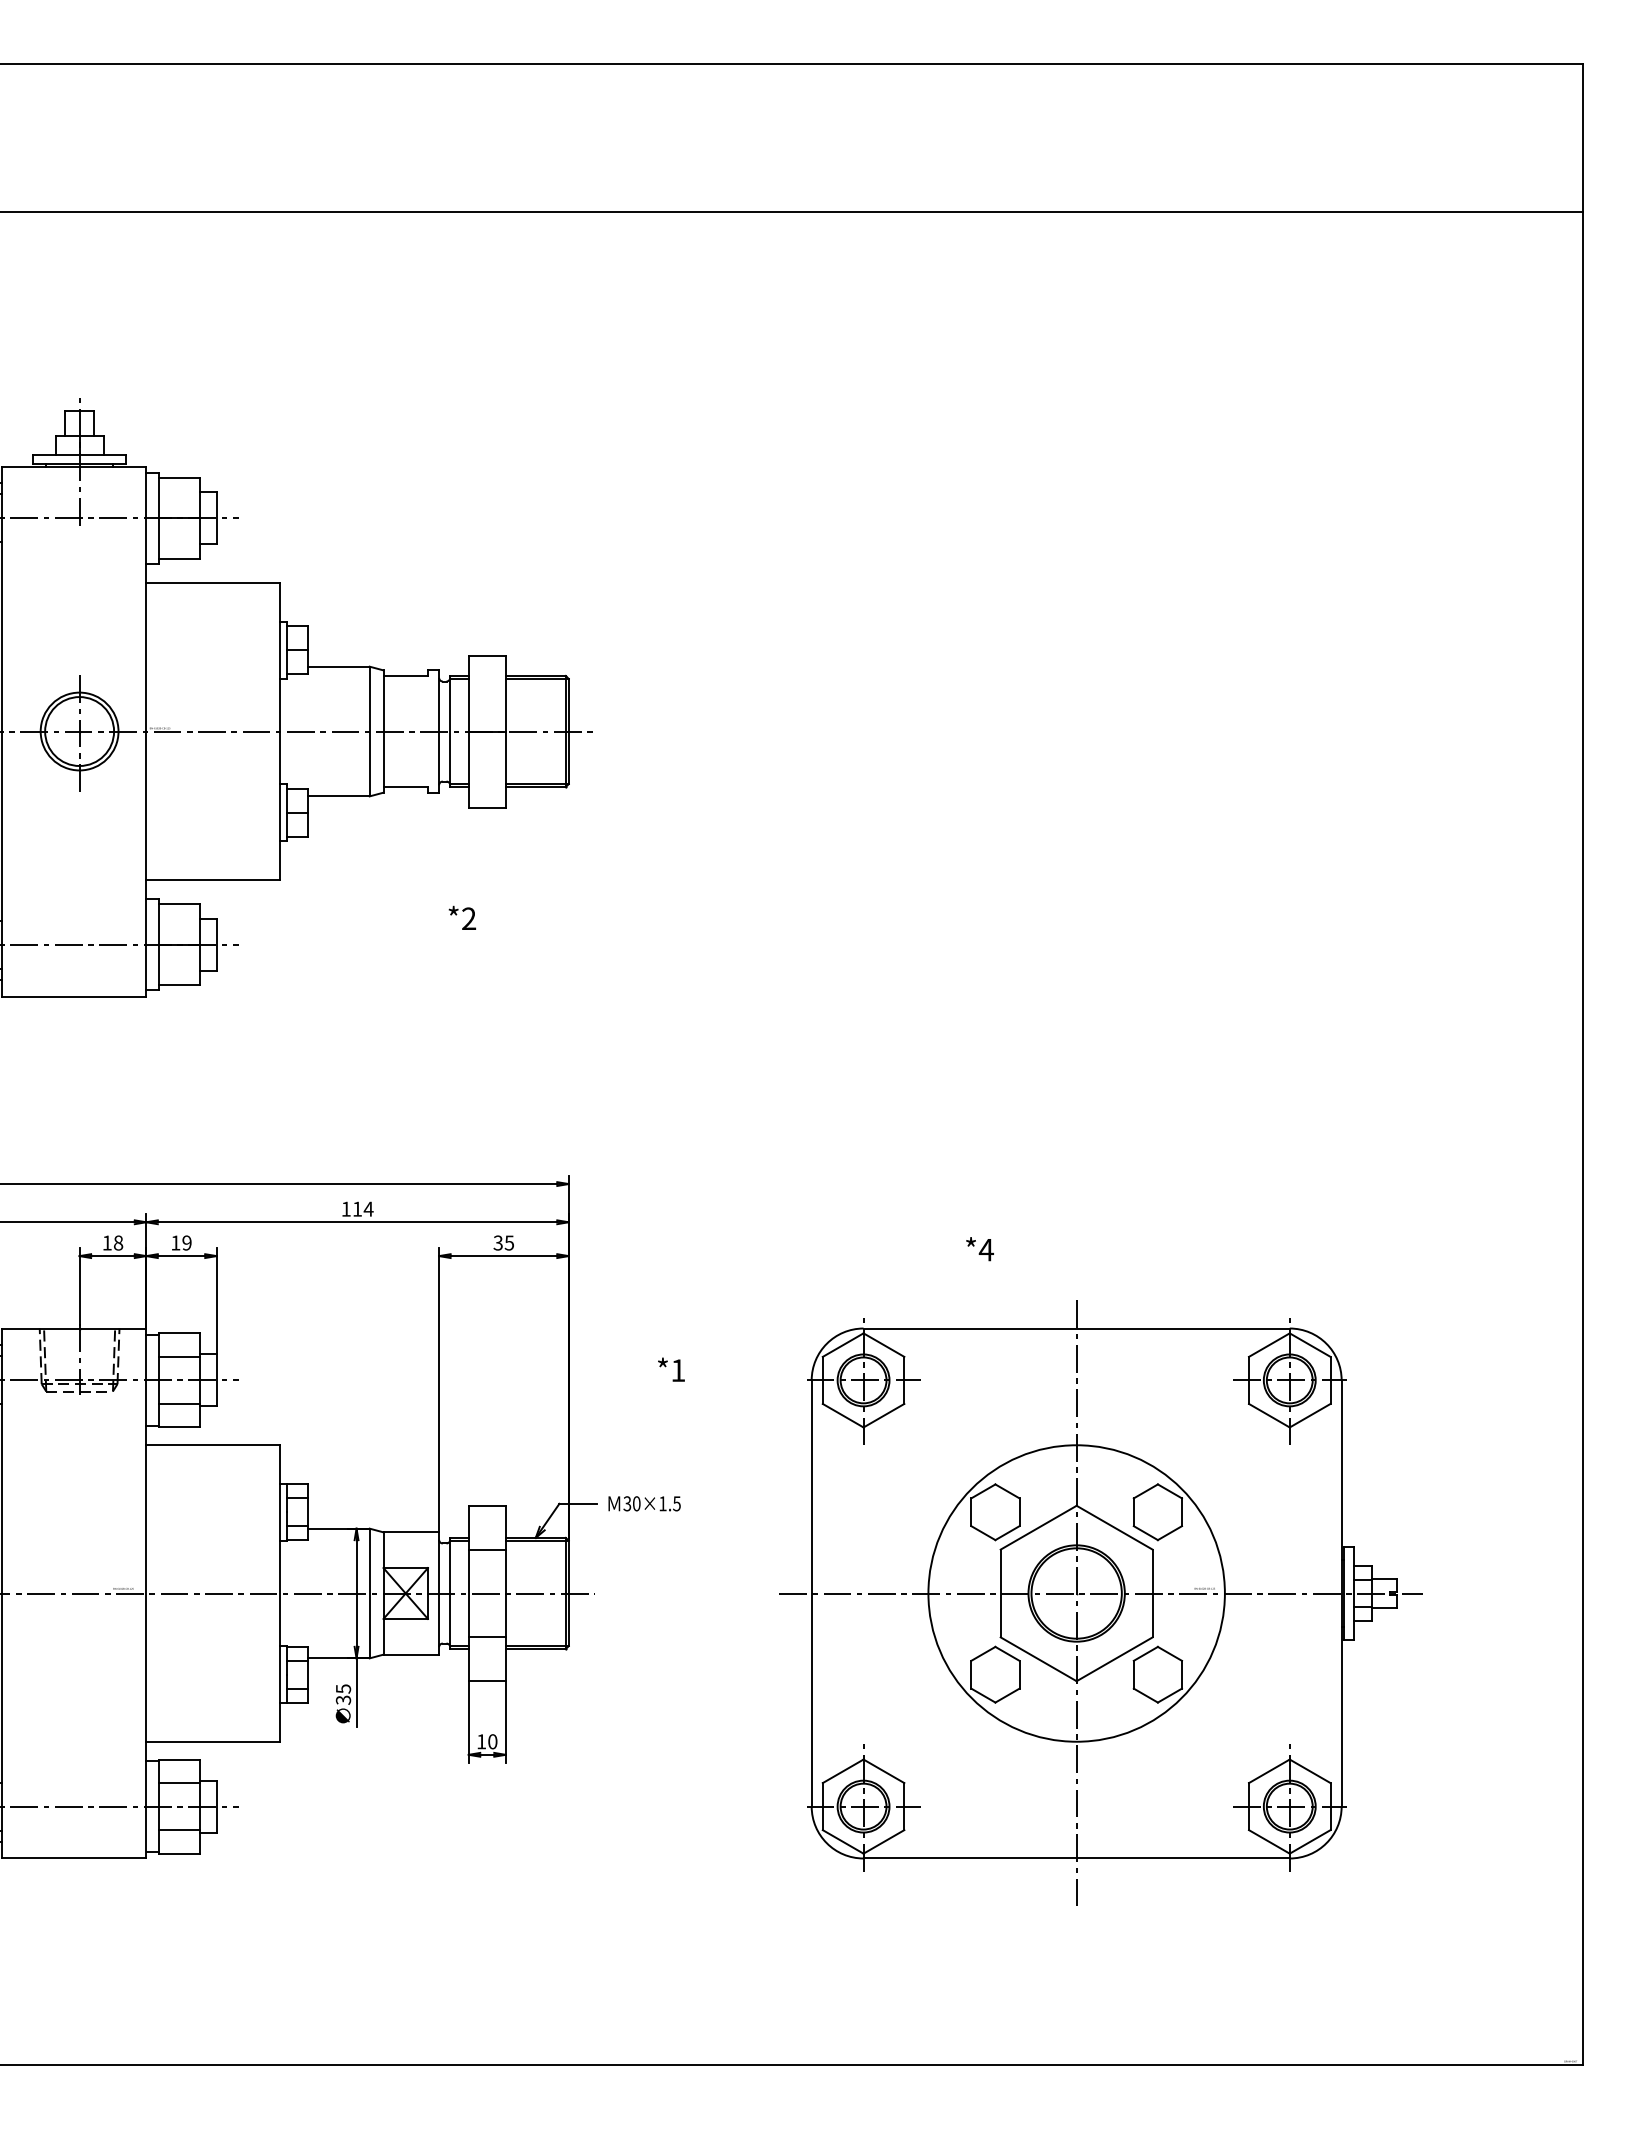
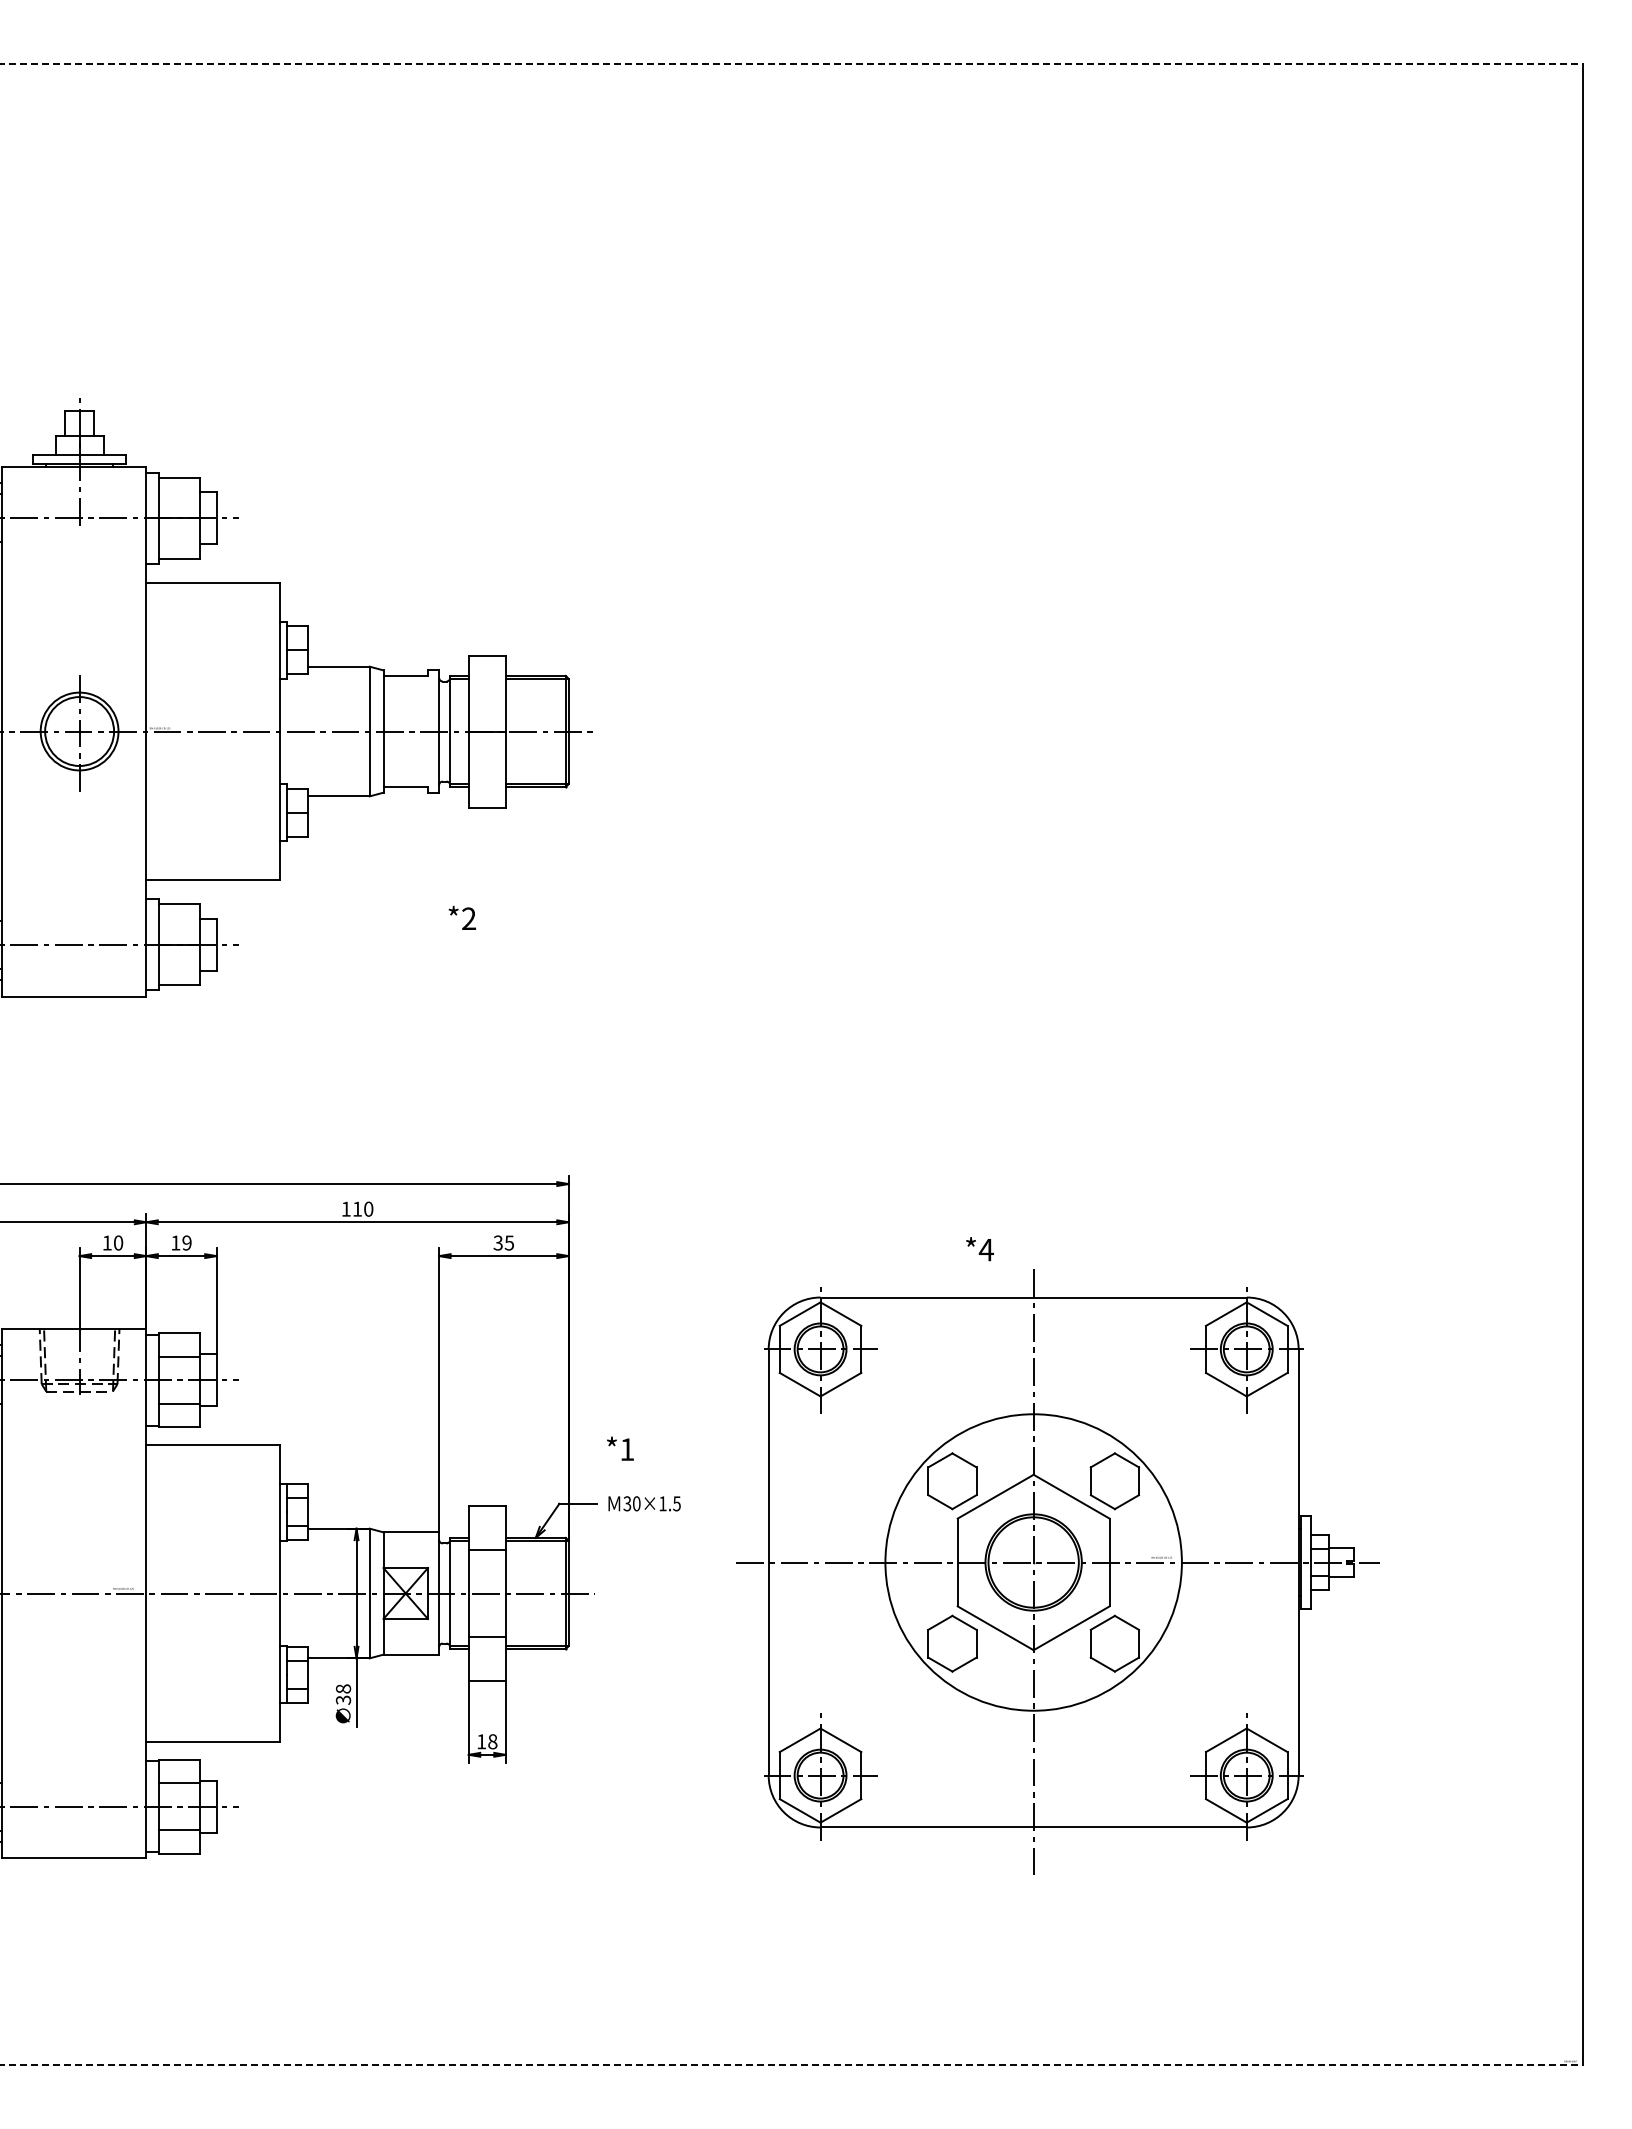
line: solid -> dashed (791, 63)
line: present -> none (792, 212)
text: 114 -> 110 (368, 1208)
text: 18 -> 10 (118, 1243)
text position: (671, 1369) -> (620, 1448) (620, 1448)
part position: (1100, 1602) -> (1057, 1571) (1057, 1571)
text: 35 -> 38 (343, 1688)
text: 10 -> 18 (492, 1741)
line: solid -> dashed (791, 2065)
